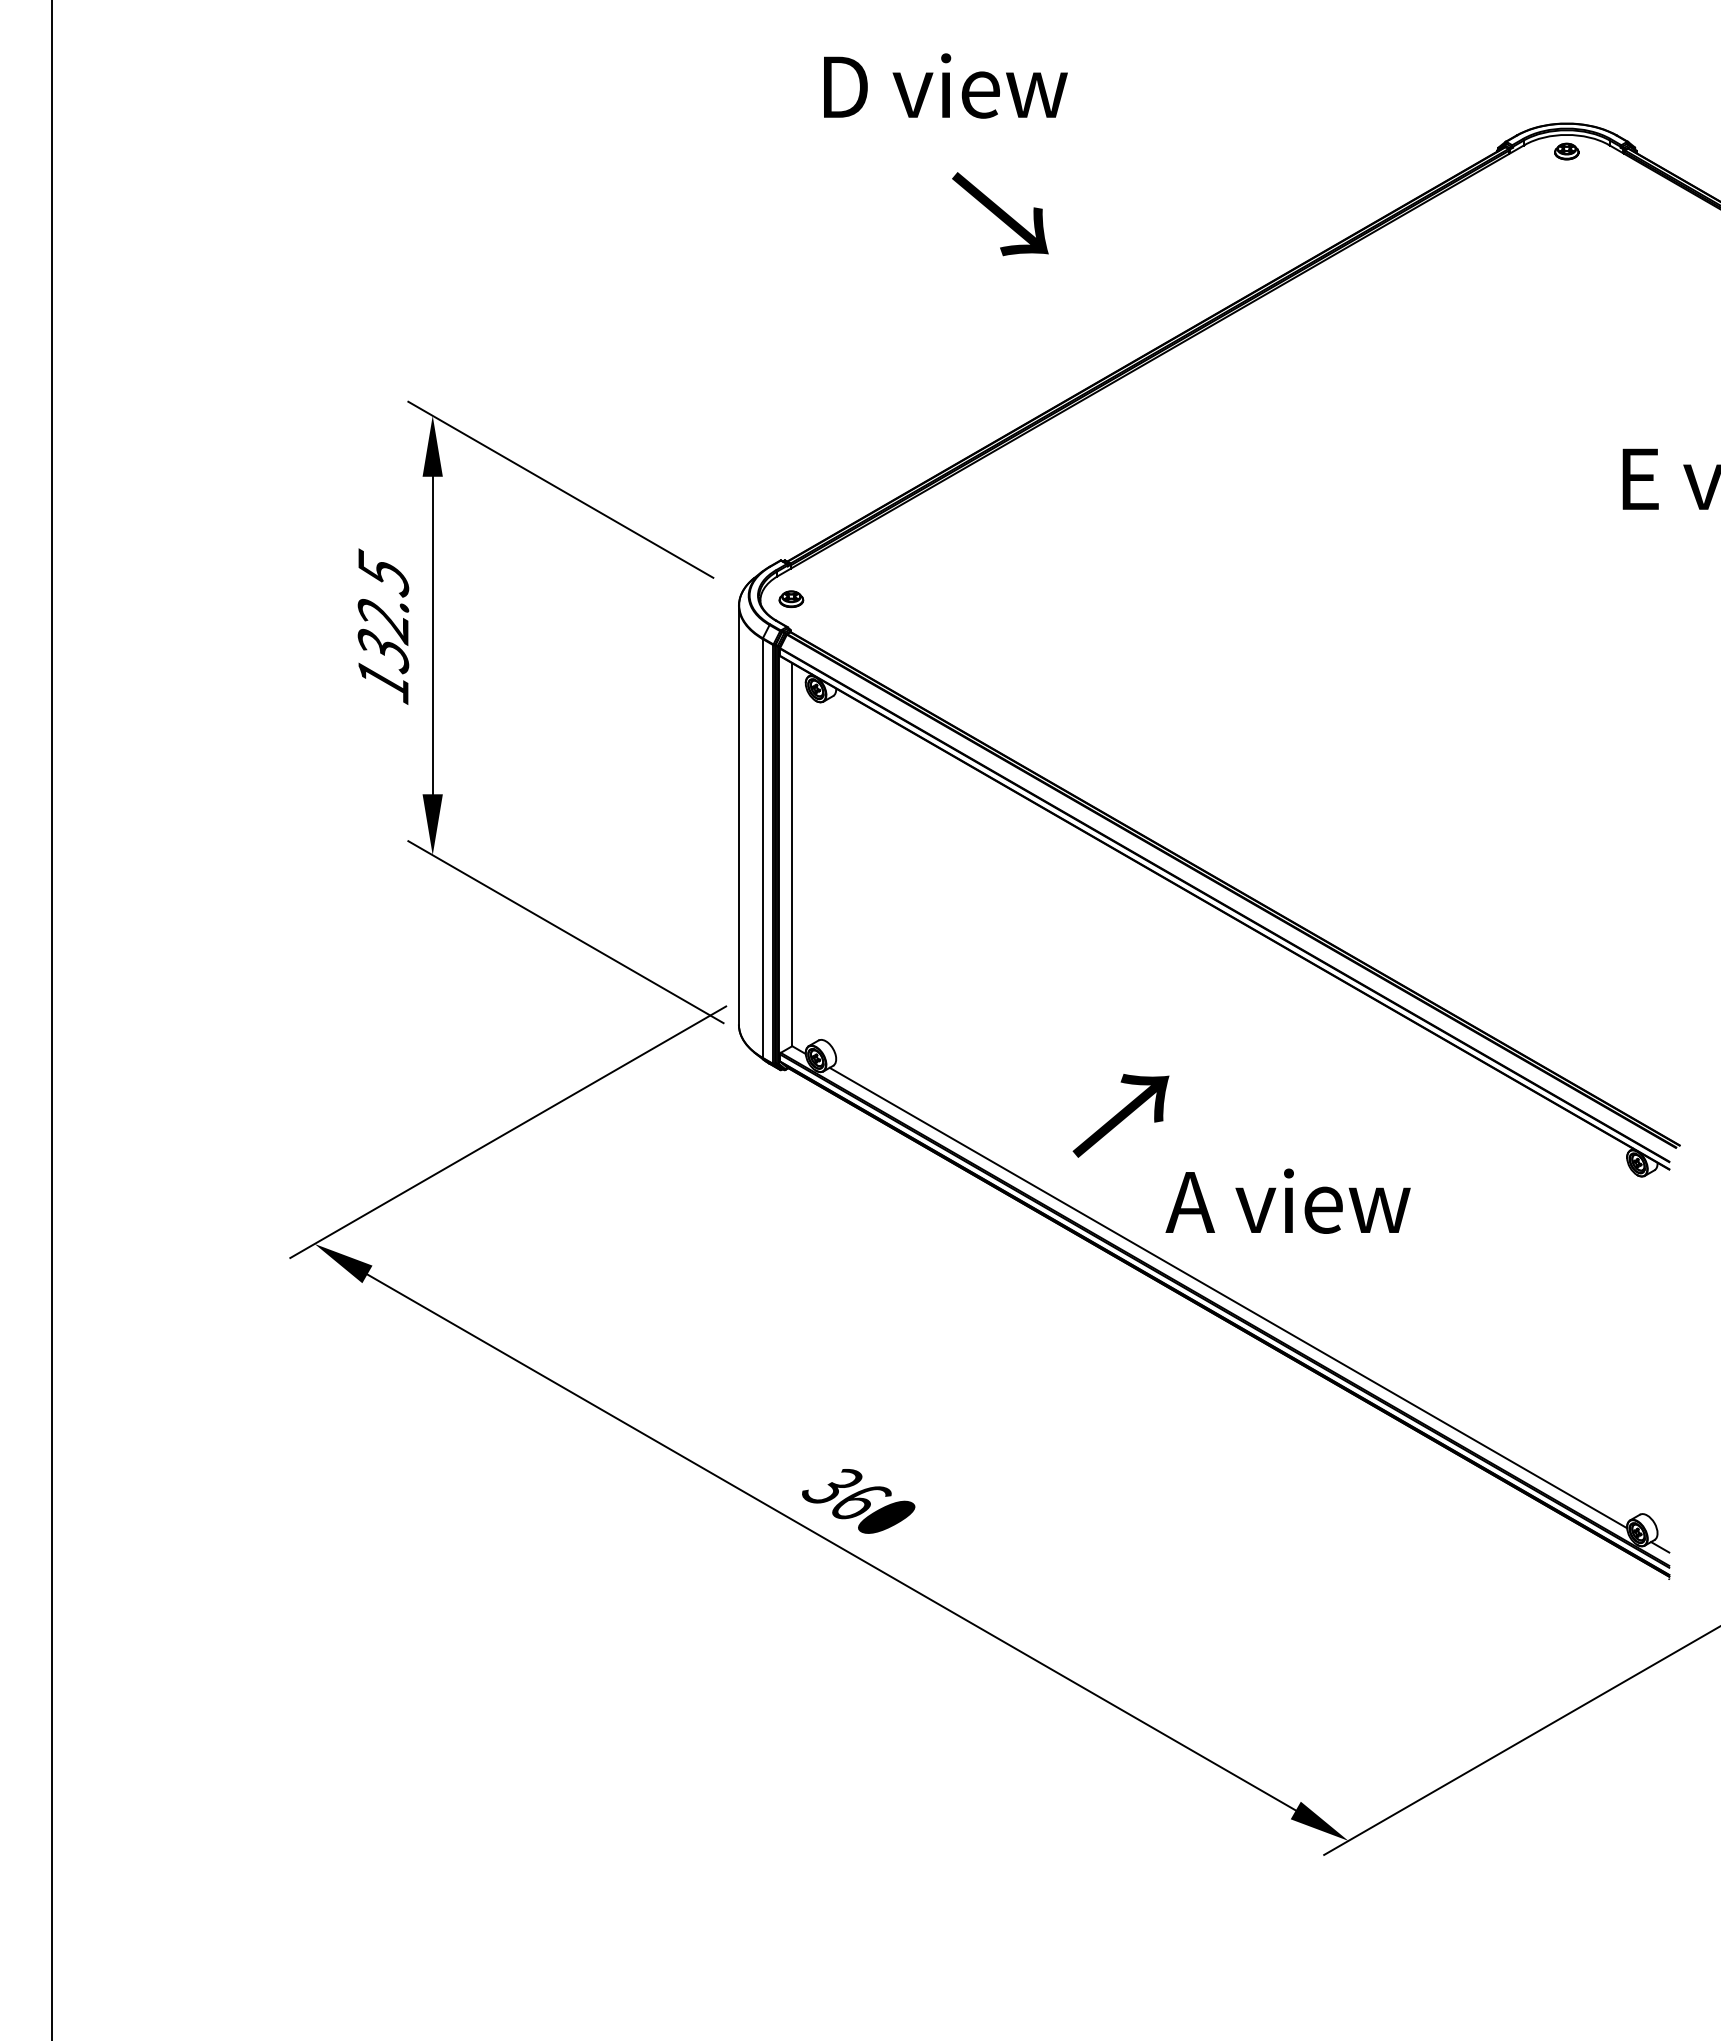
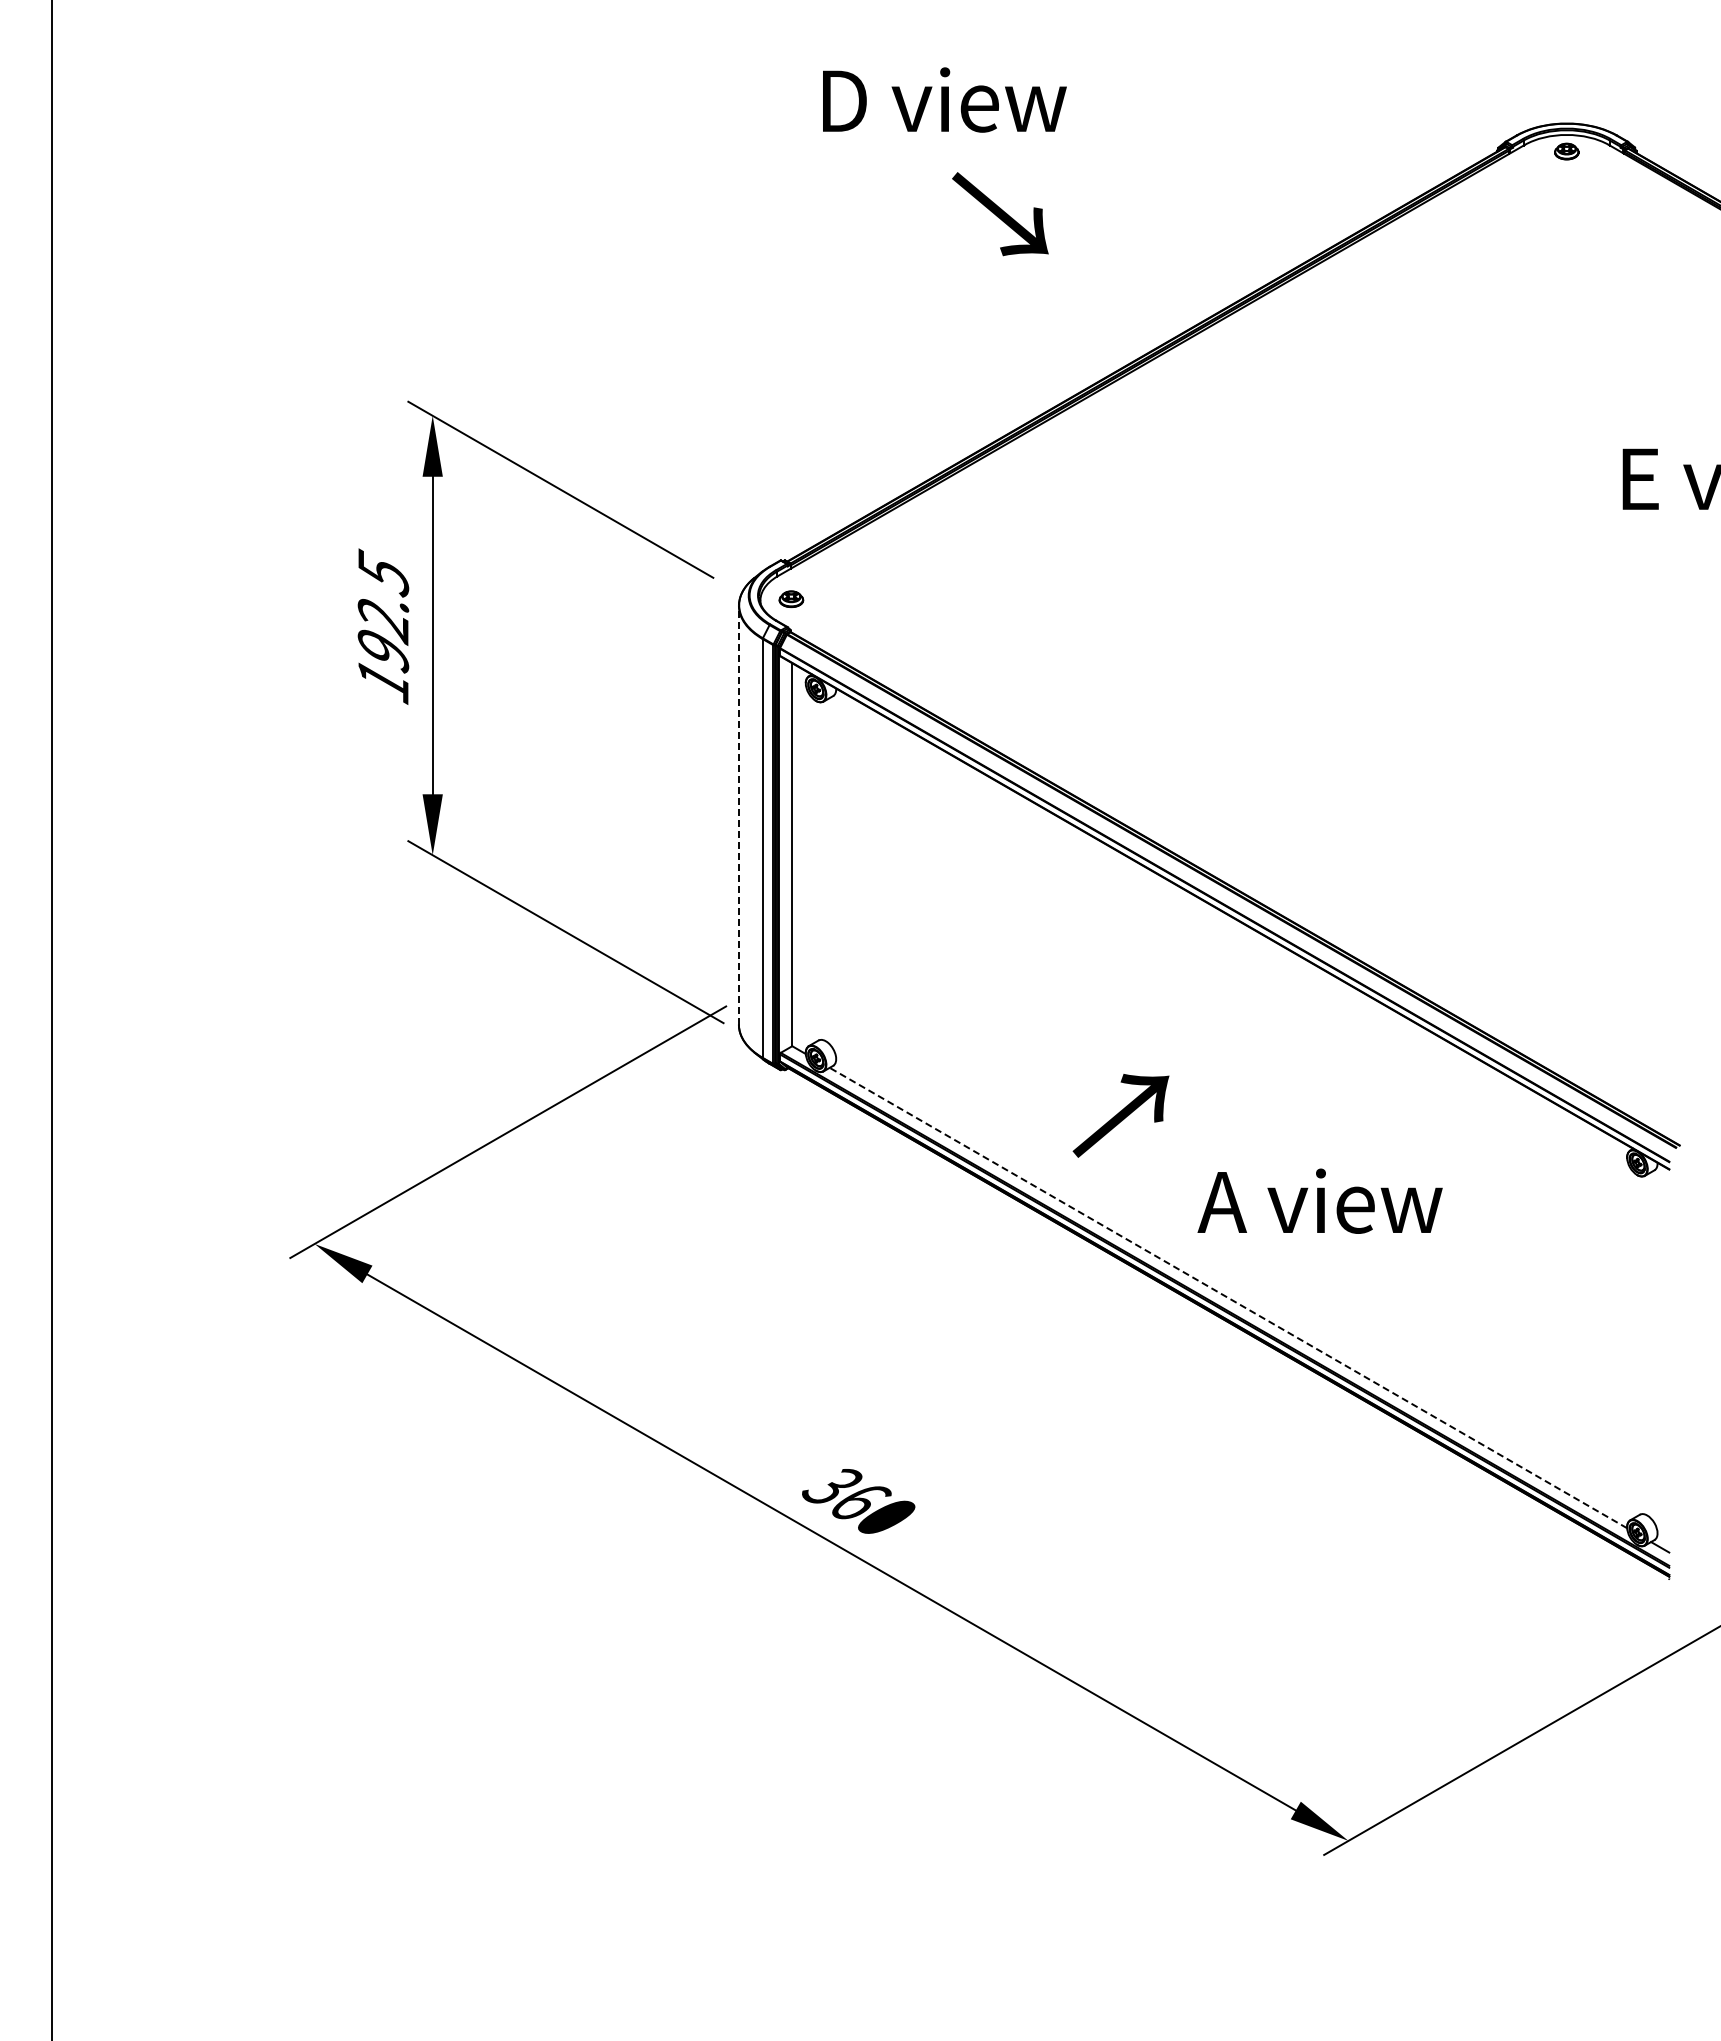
text position: (945, 85) -> (944, 99) (944, 99)
text: 132.5 -> 192.5 (383, 651)
line: solid -> dashed (738, 814)
text position: (1287, 1200) -> (1319, 1200) (1319, 1200)
line: solid -> dashed (1228, 1297)
